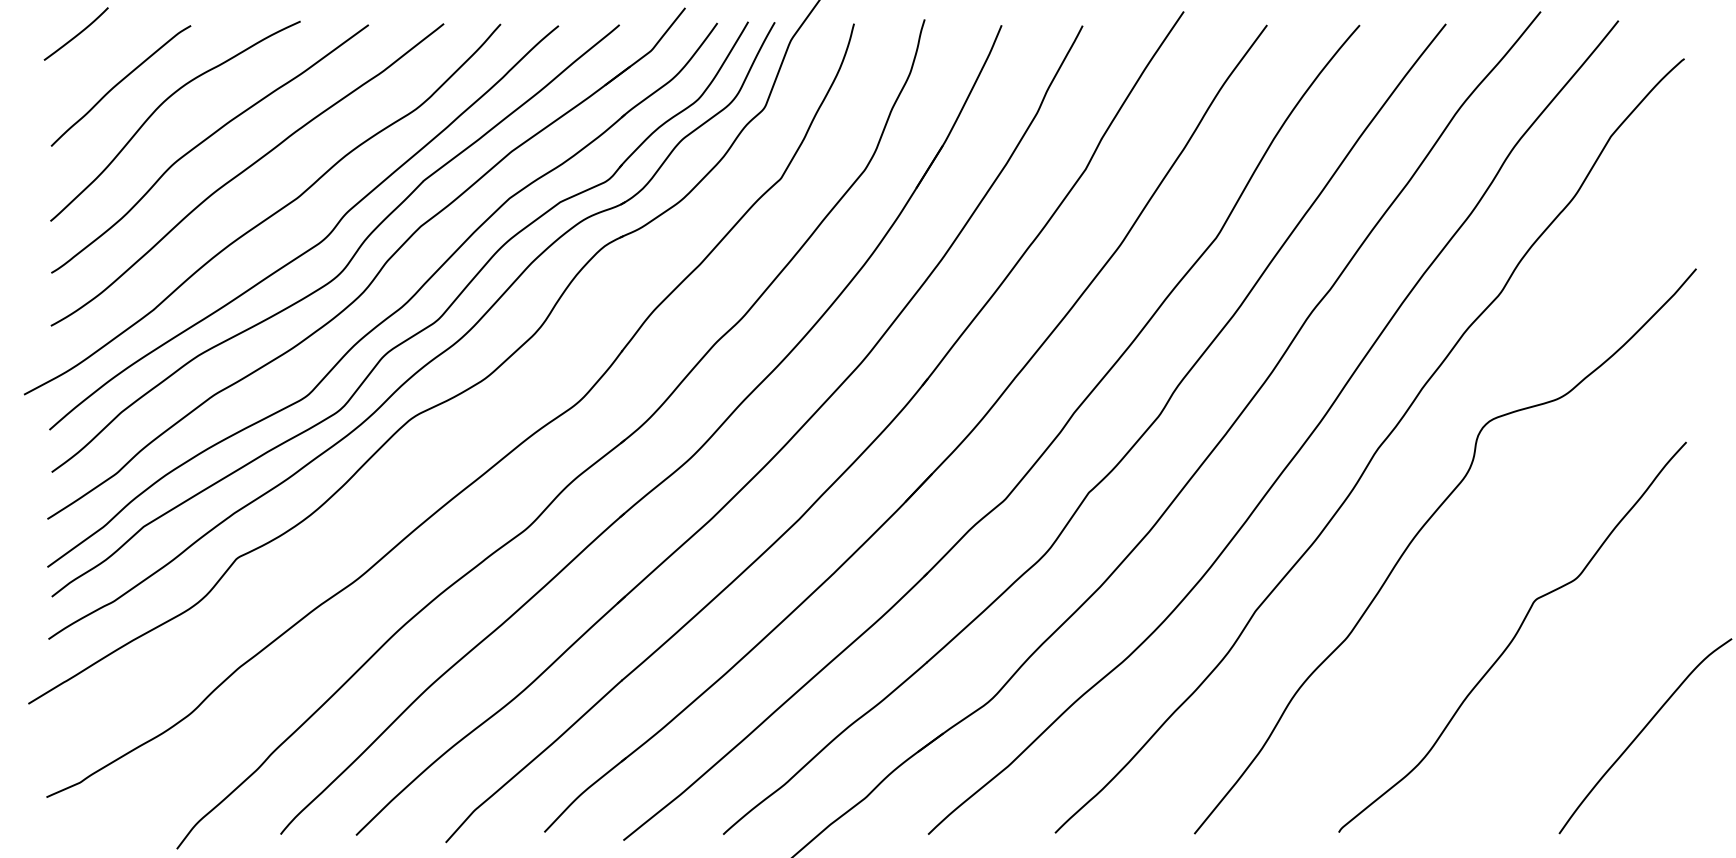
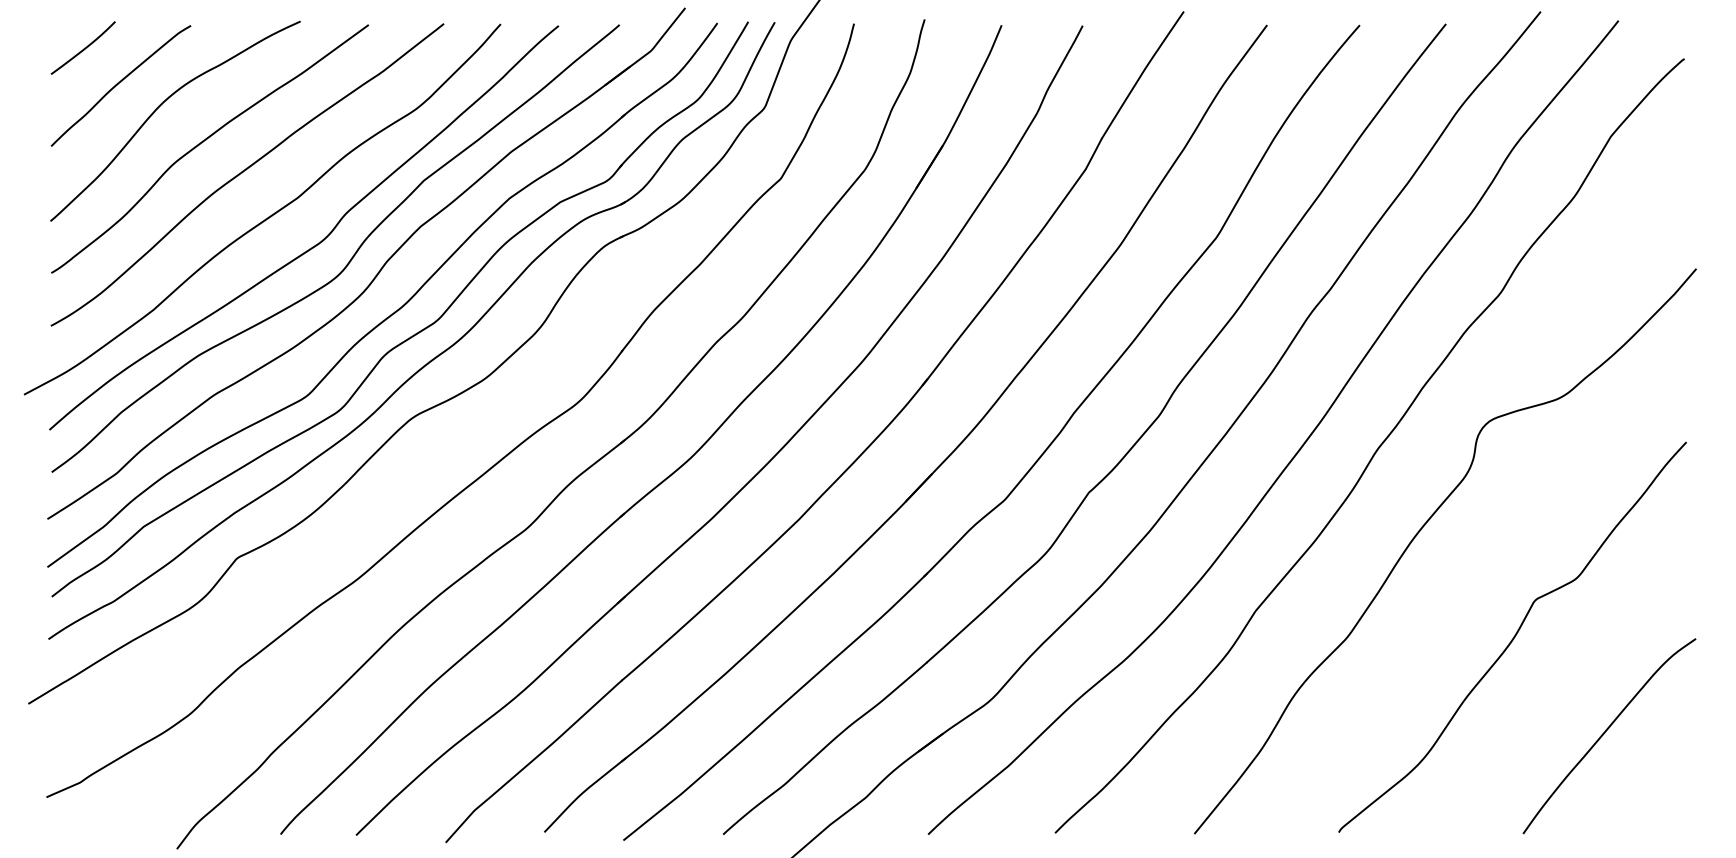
curve position: (76, 34) -> (83, 48) (83, 48)
curve position: (1641, 733) -> (1605, 733) (1605, 733)
